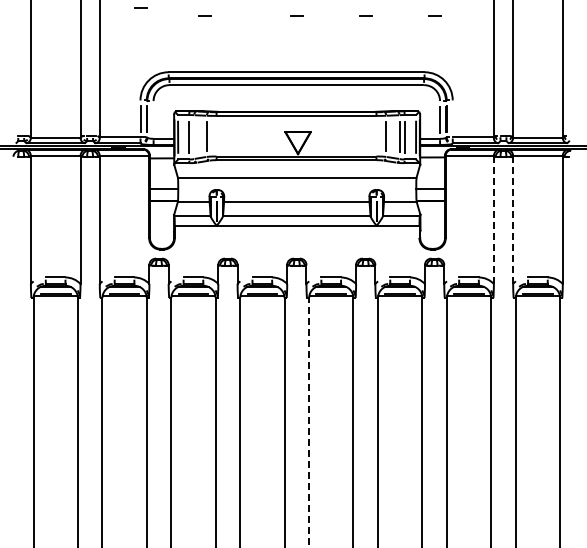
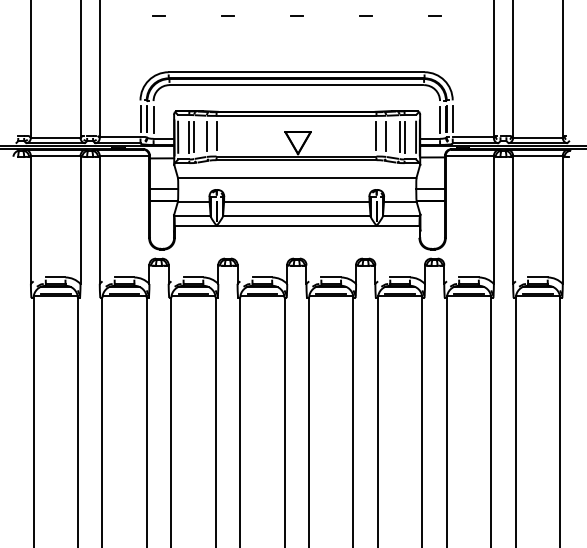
line position: (140, 7) -> (158, 15) (158, 15)
line position: (204, 15) -> (227, 15) (227, 15)
line: none -> present (452, 118)
line: none -> present (153, 119)
line: none -> present (194, 136)
line: none -> present (216, 136)
line: none -> present (376, 136)
line: dashed -> solid (513, 219)
line: dashed -> solid (493, 220)
line: dashed -> solid (309, 422)
